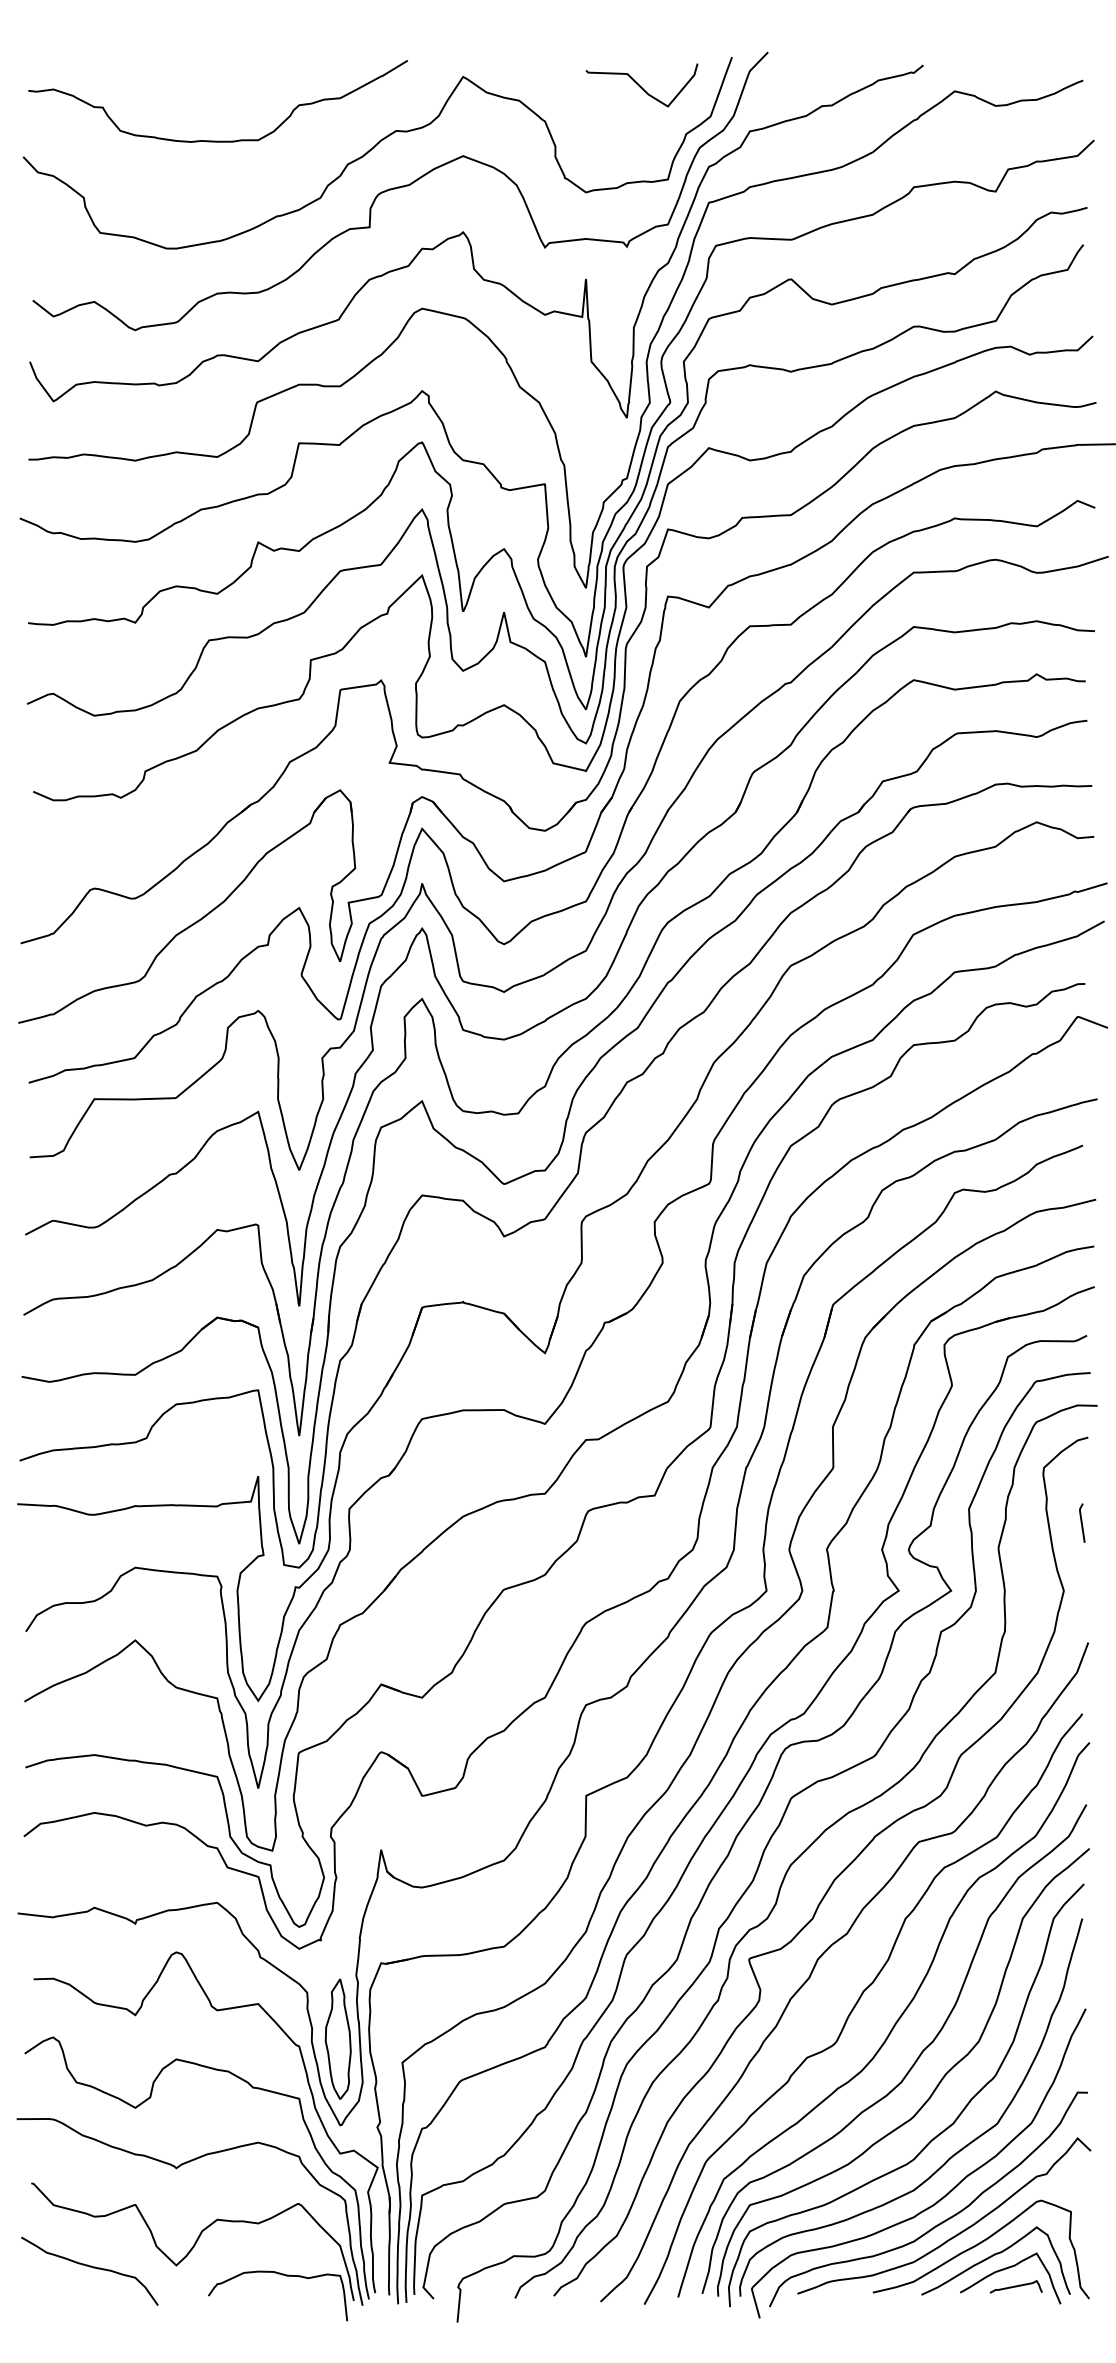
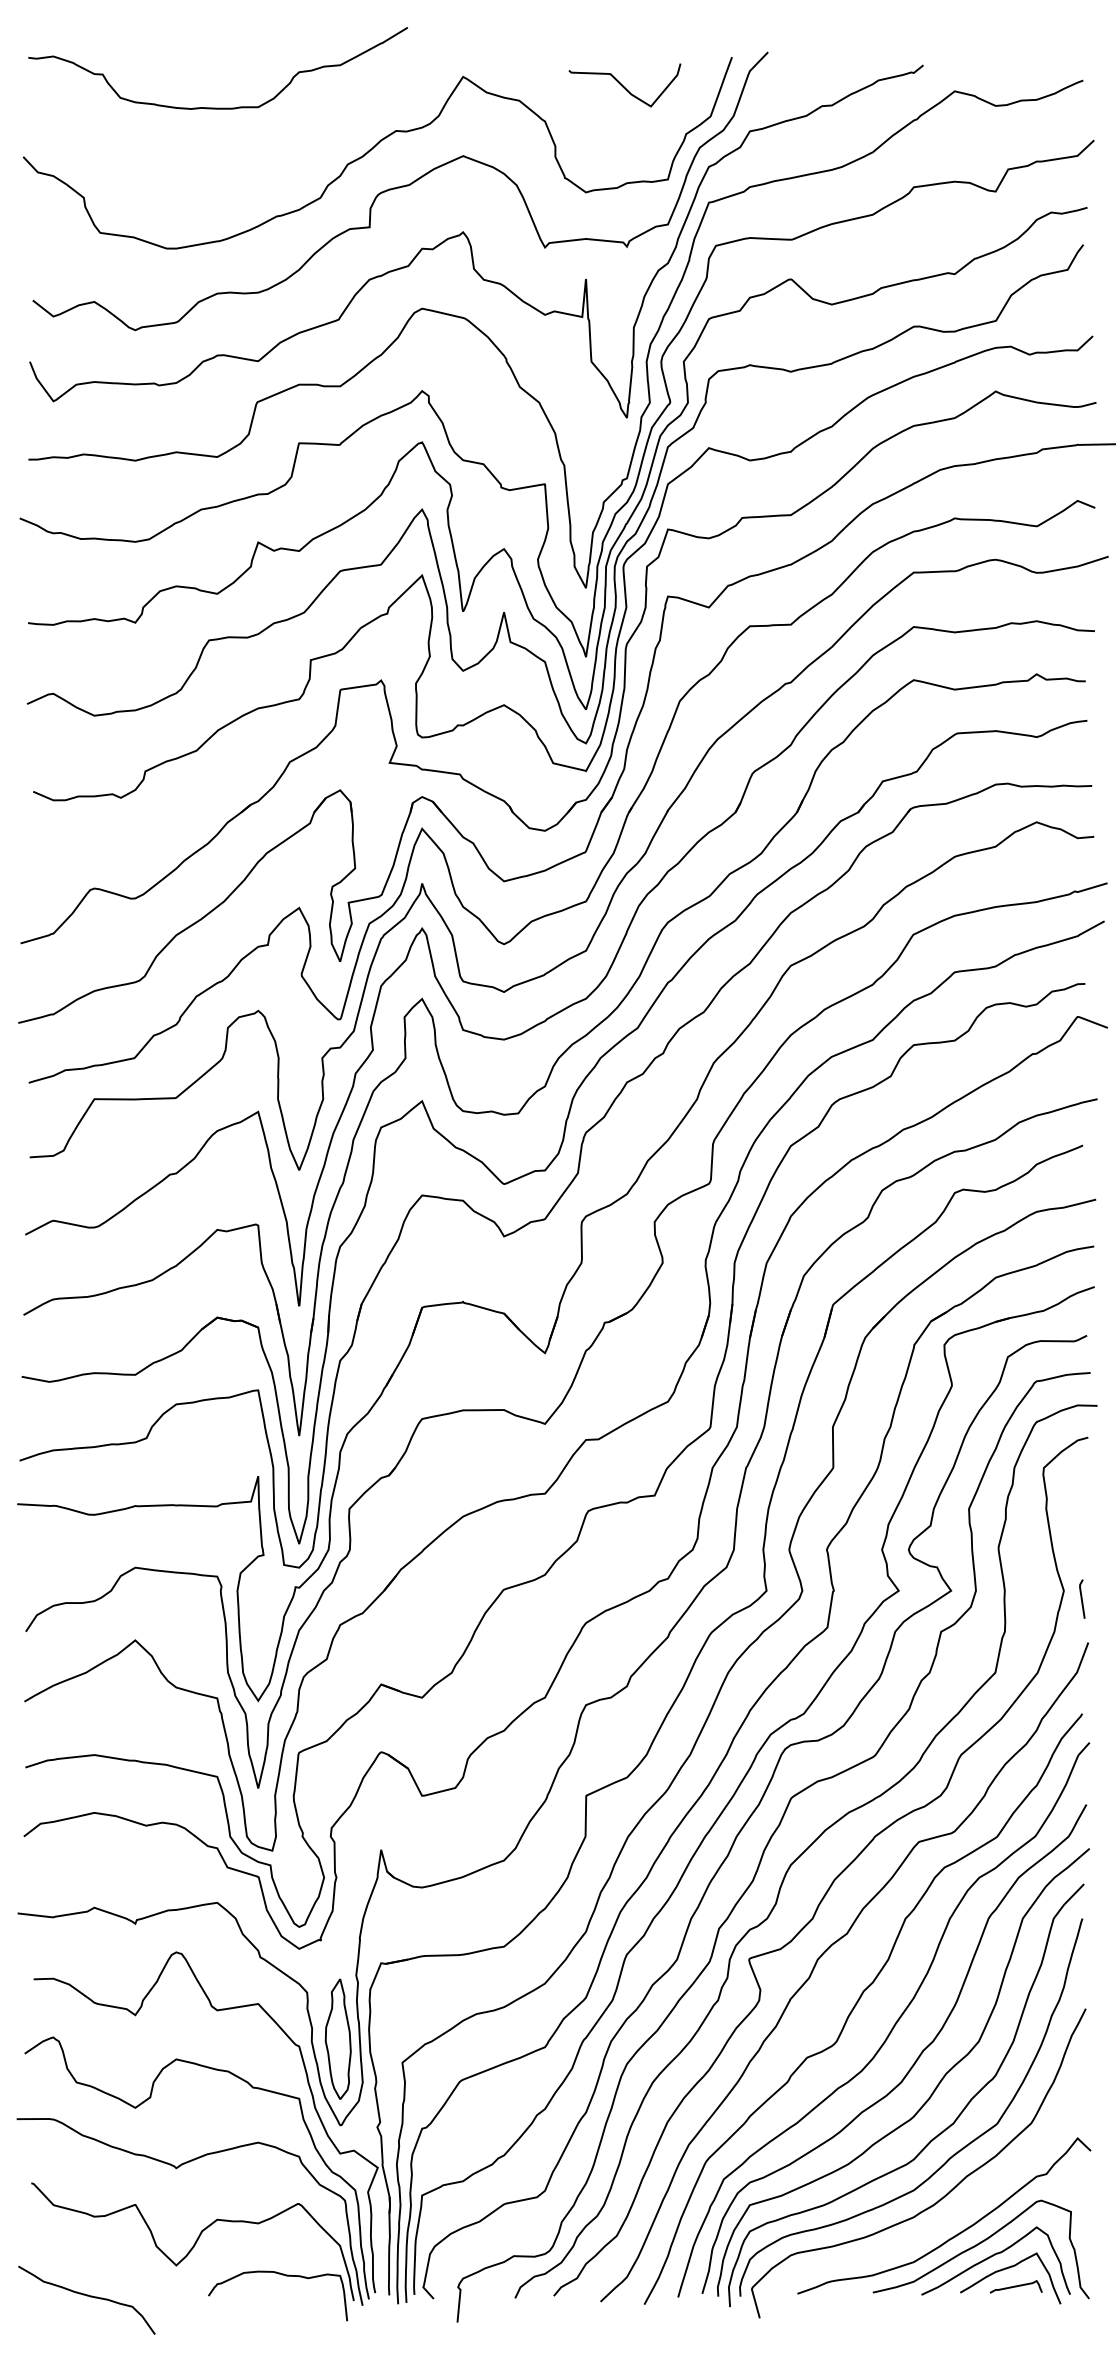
curve position: (640, 85) -> (623, 85) (623, 85)
curve position: (217, 140) -> (217, 107) (217, 107)
line position: (1082, 1522) -> (1082, 1598) (1082, 1598)
curve: present -> none (943, 2220)
curve position: (89, 2267) -> (86, 2296) (86, 2296)
